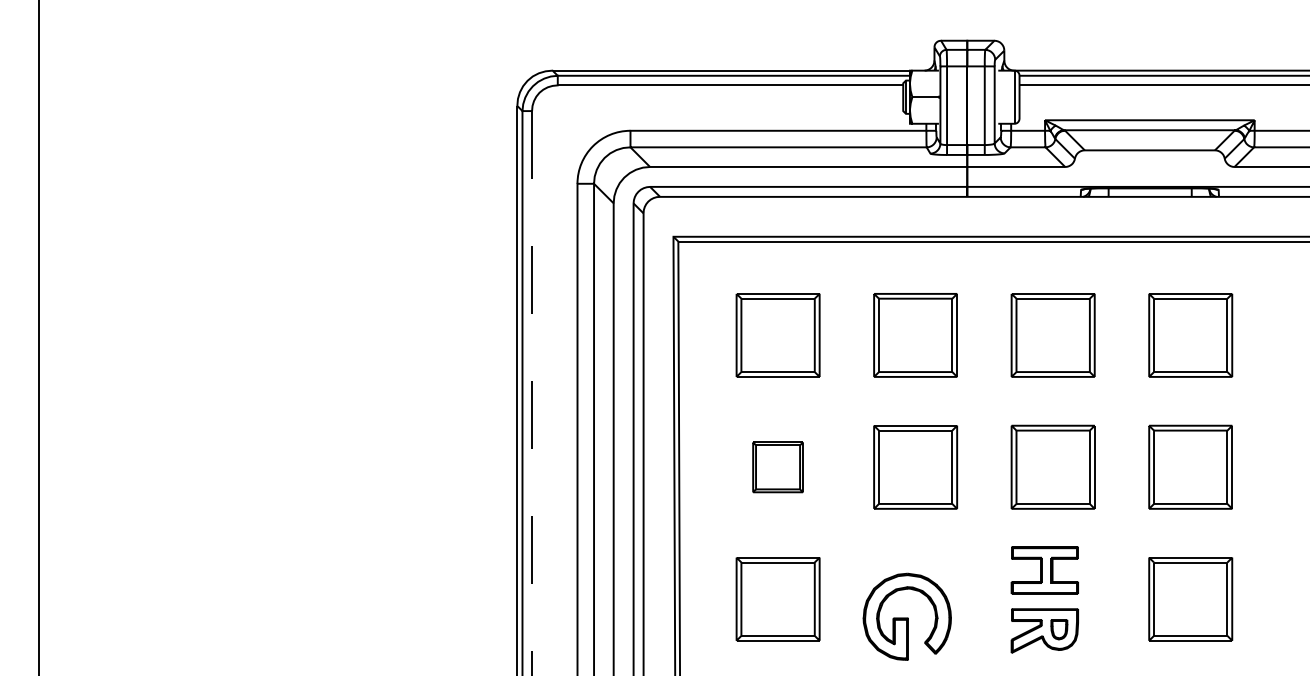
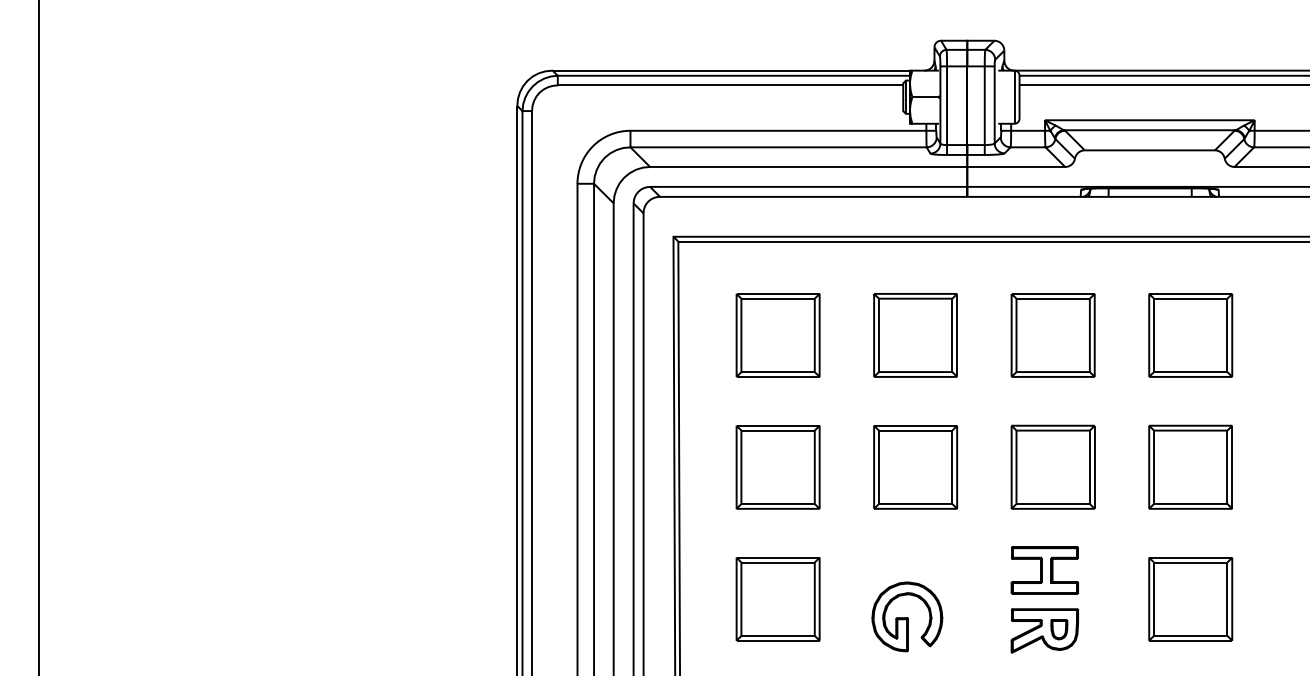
line: dashed -> solid (532, 393)
part size: 52x53 px -> 86x85 px (777, 467)
part size: 90x89 px -> 73x72 px (907, 616)
